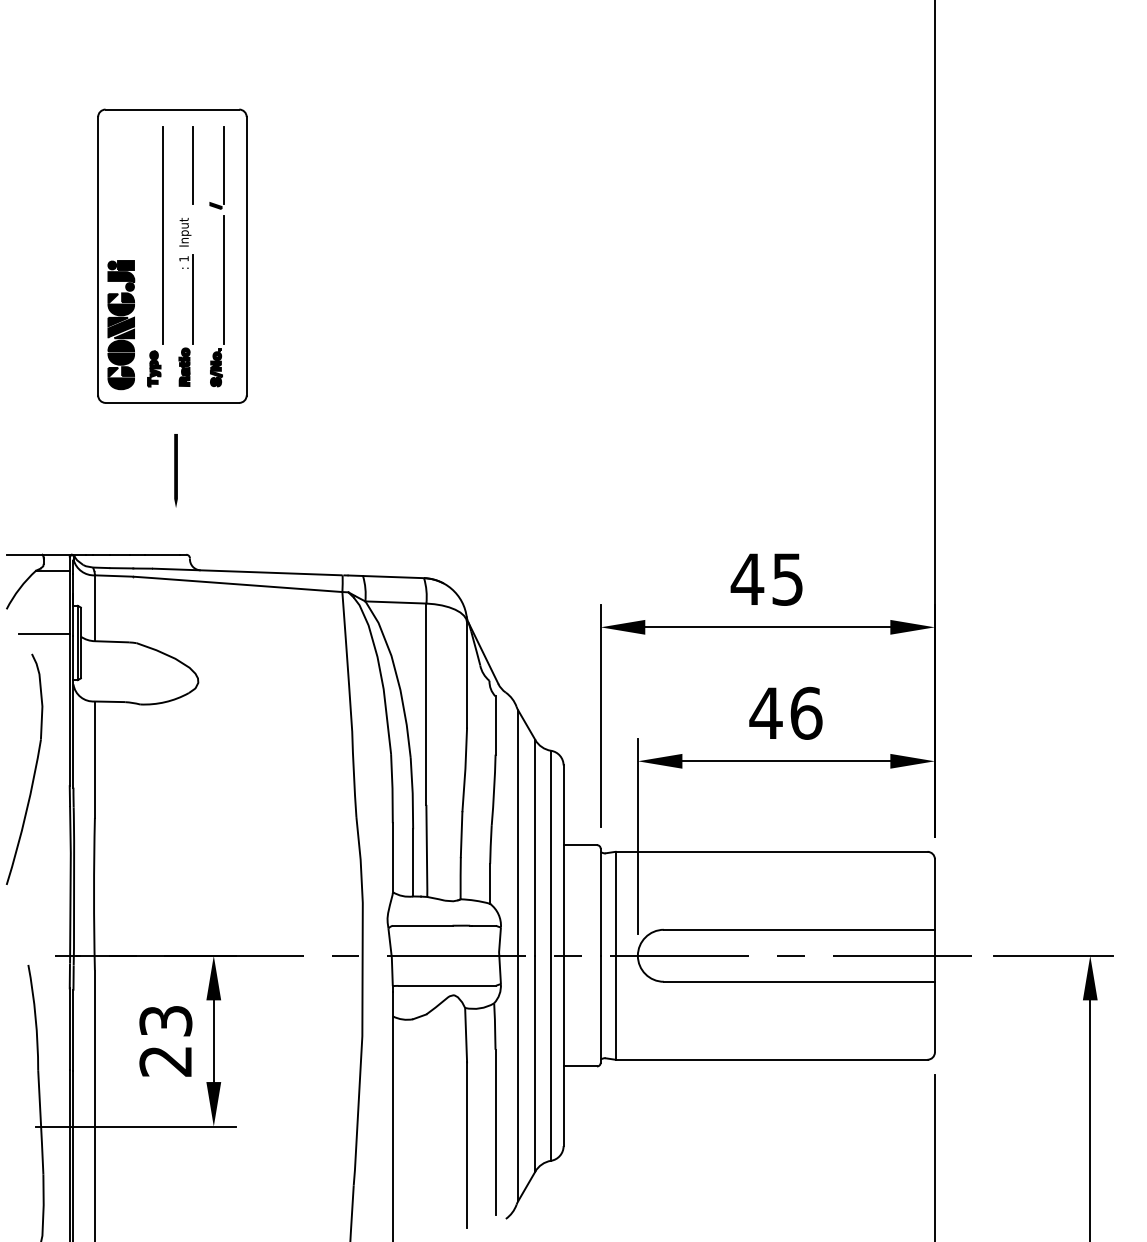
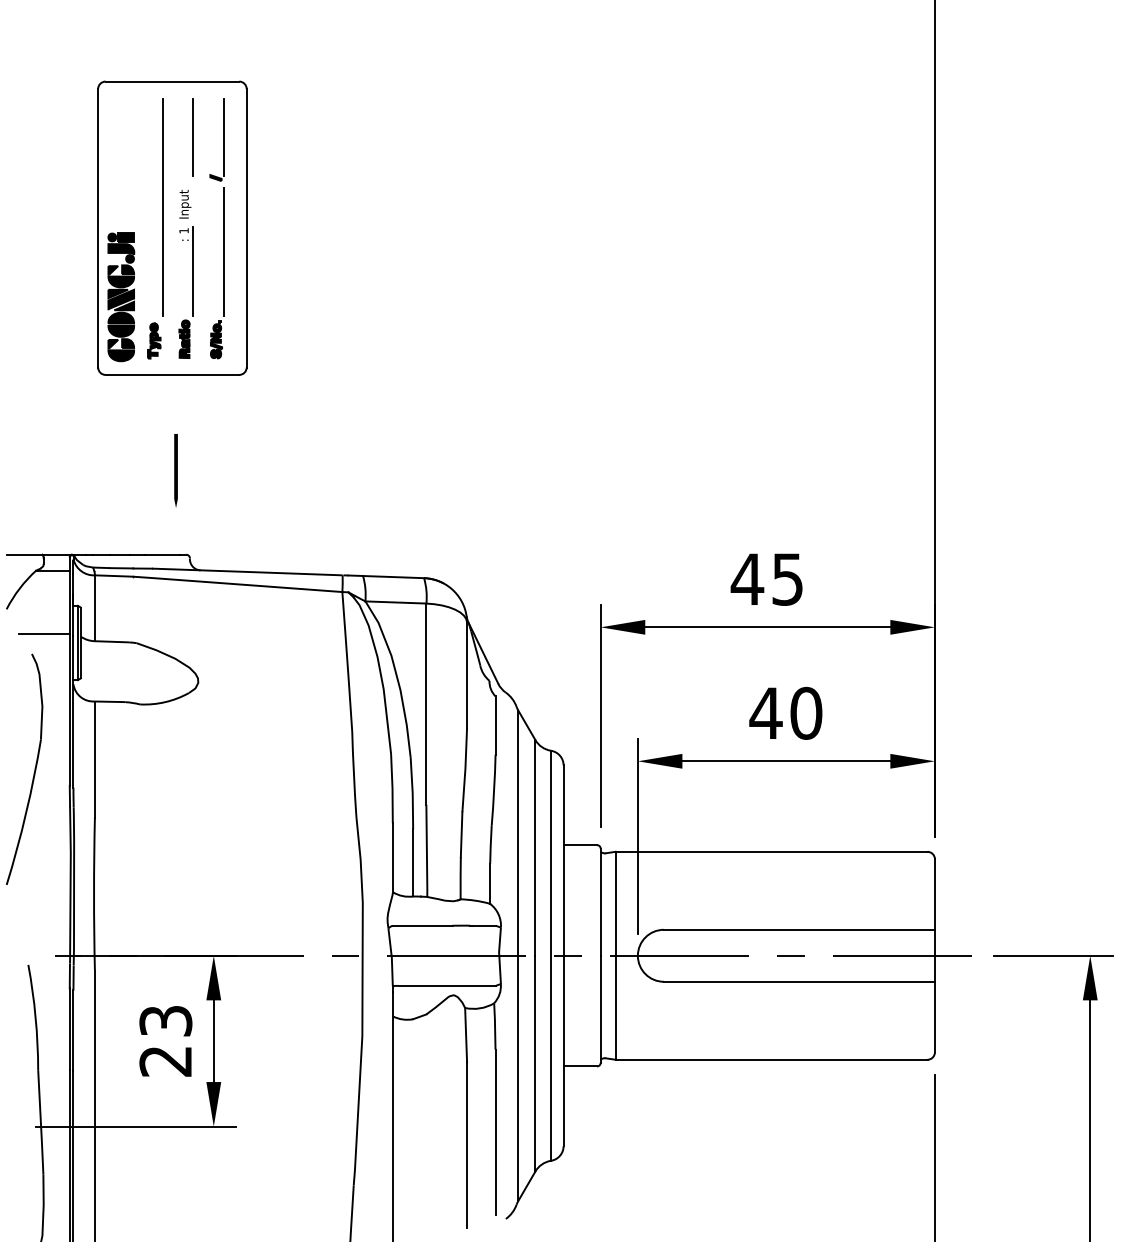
part position: (172, 255) -> (172, 227) (172, 227)
text: 46 -> 40 (806, 712)
